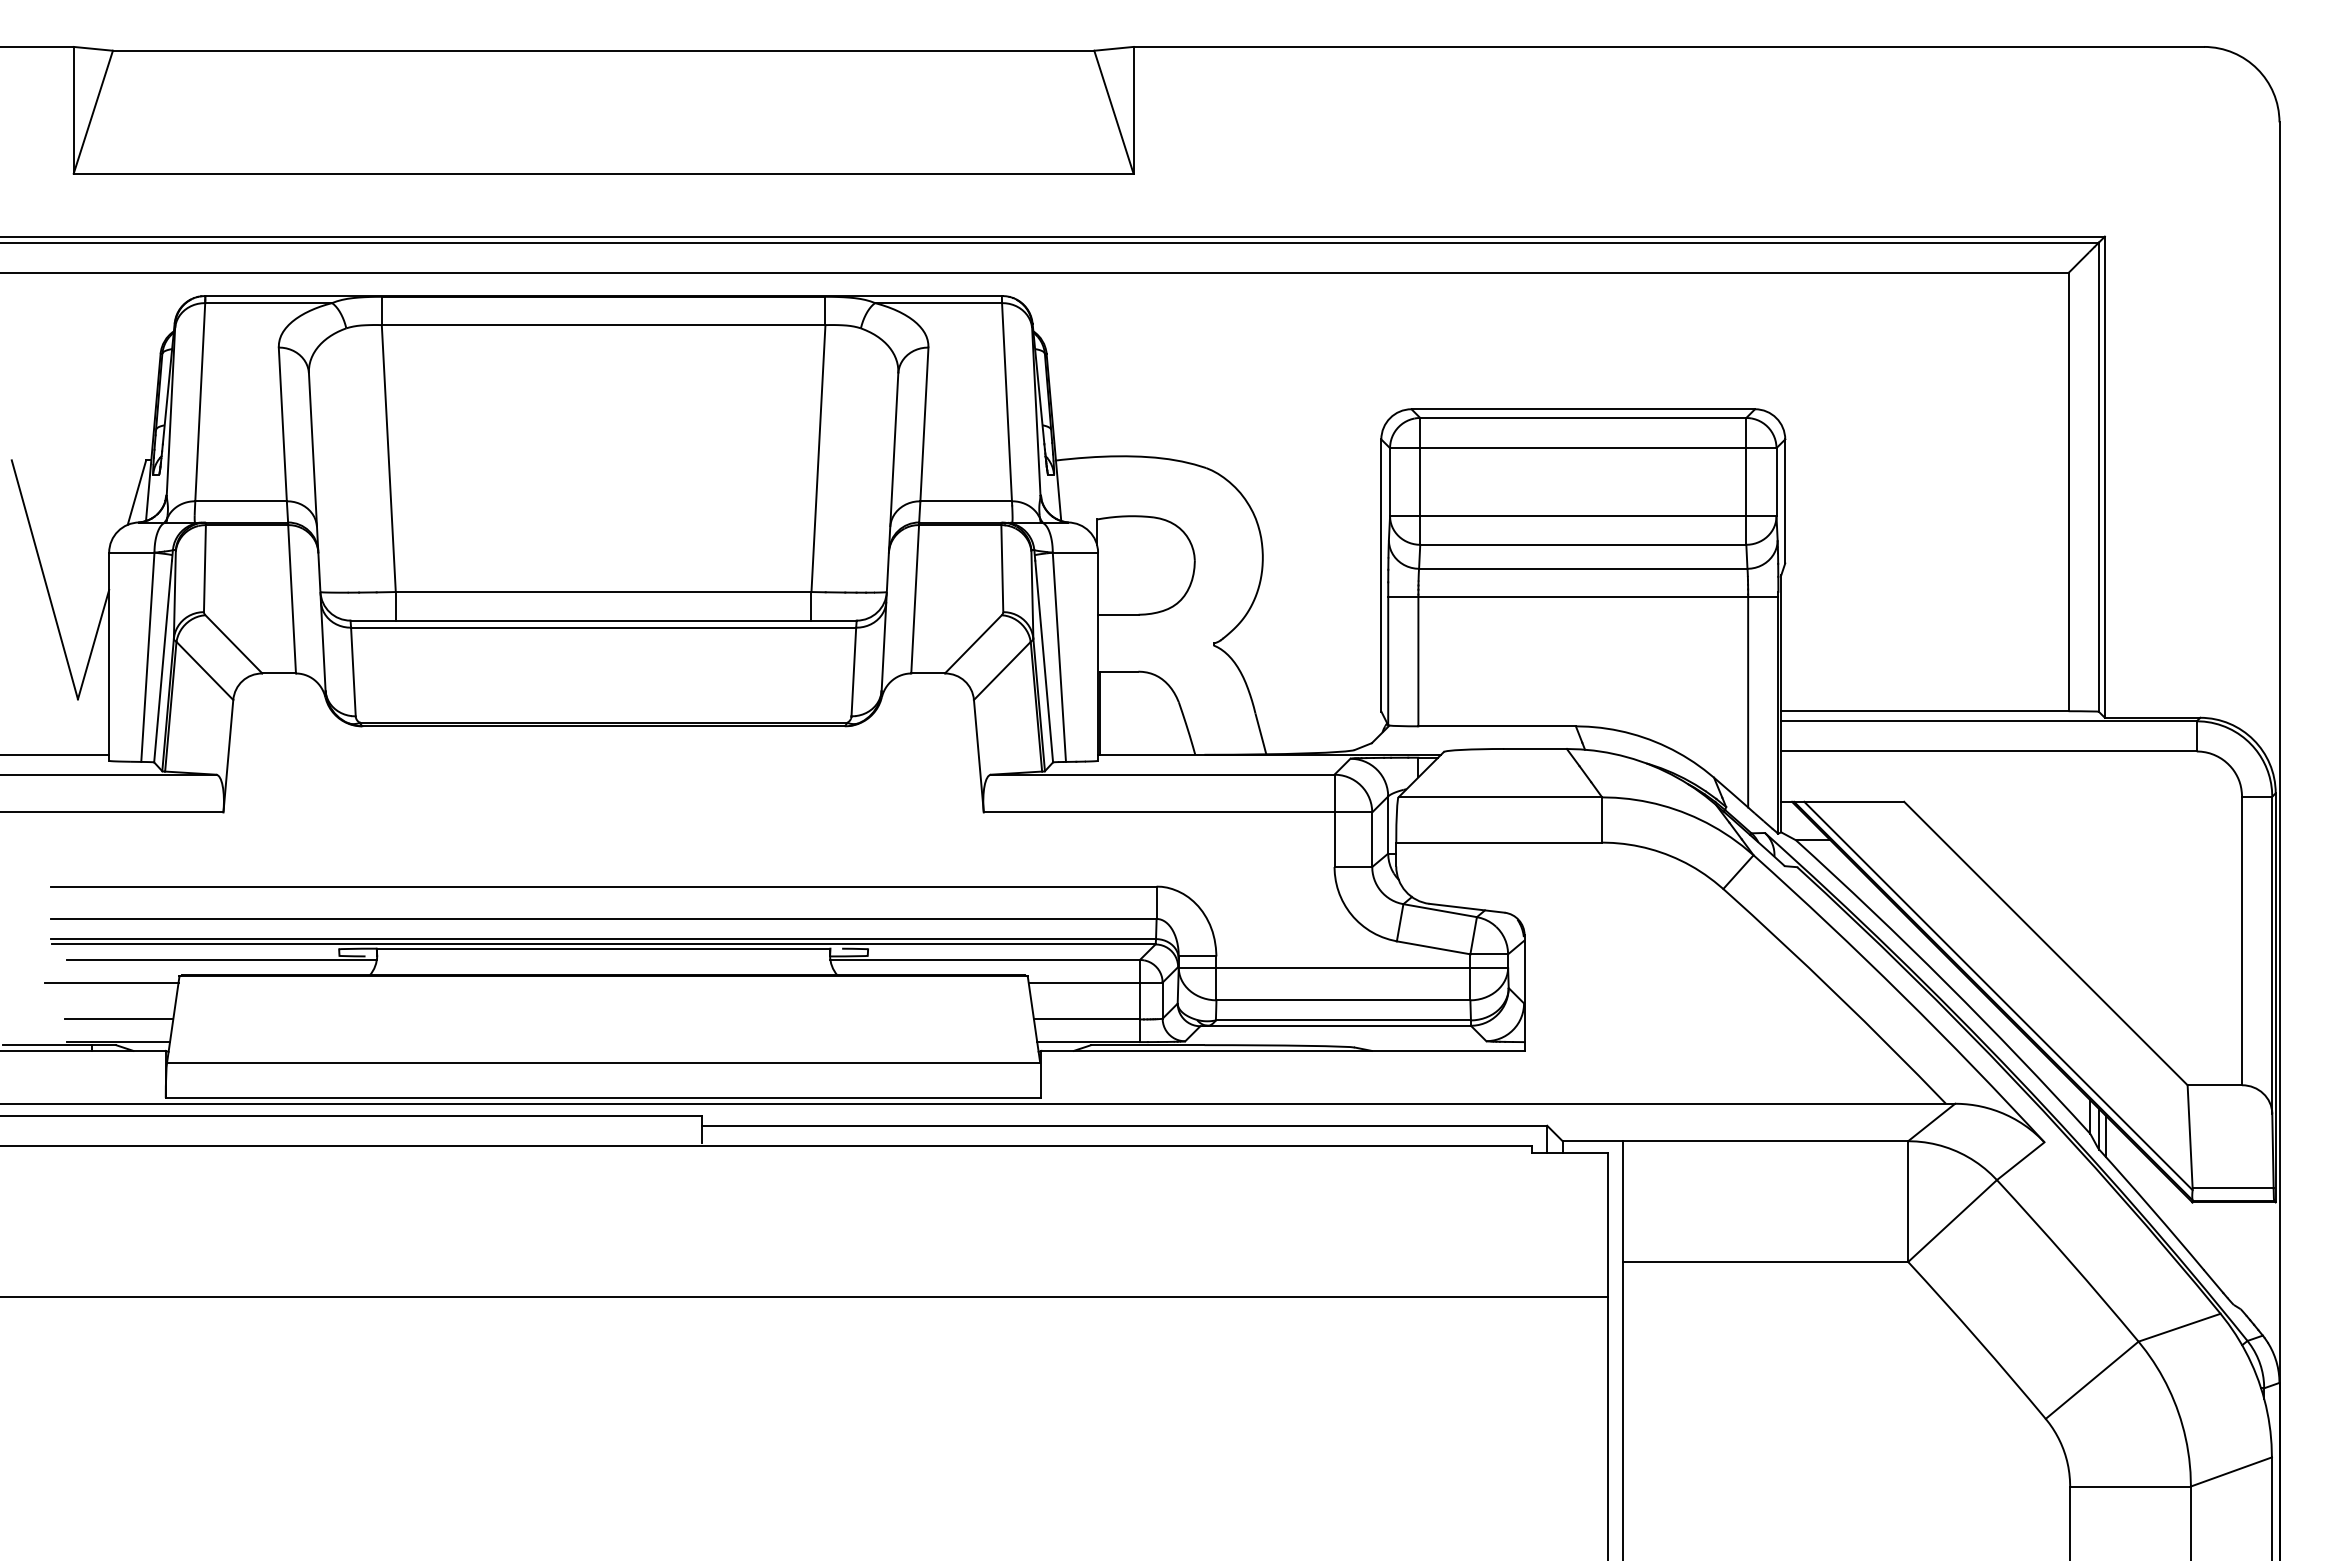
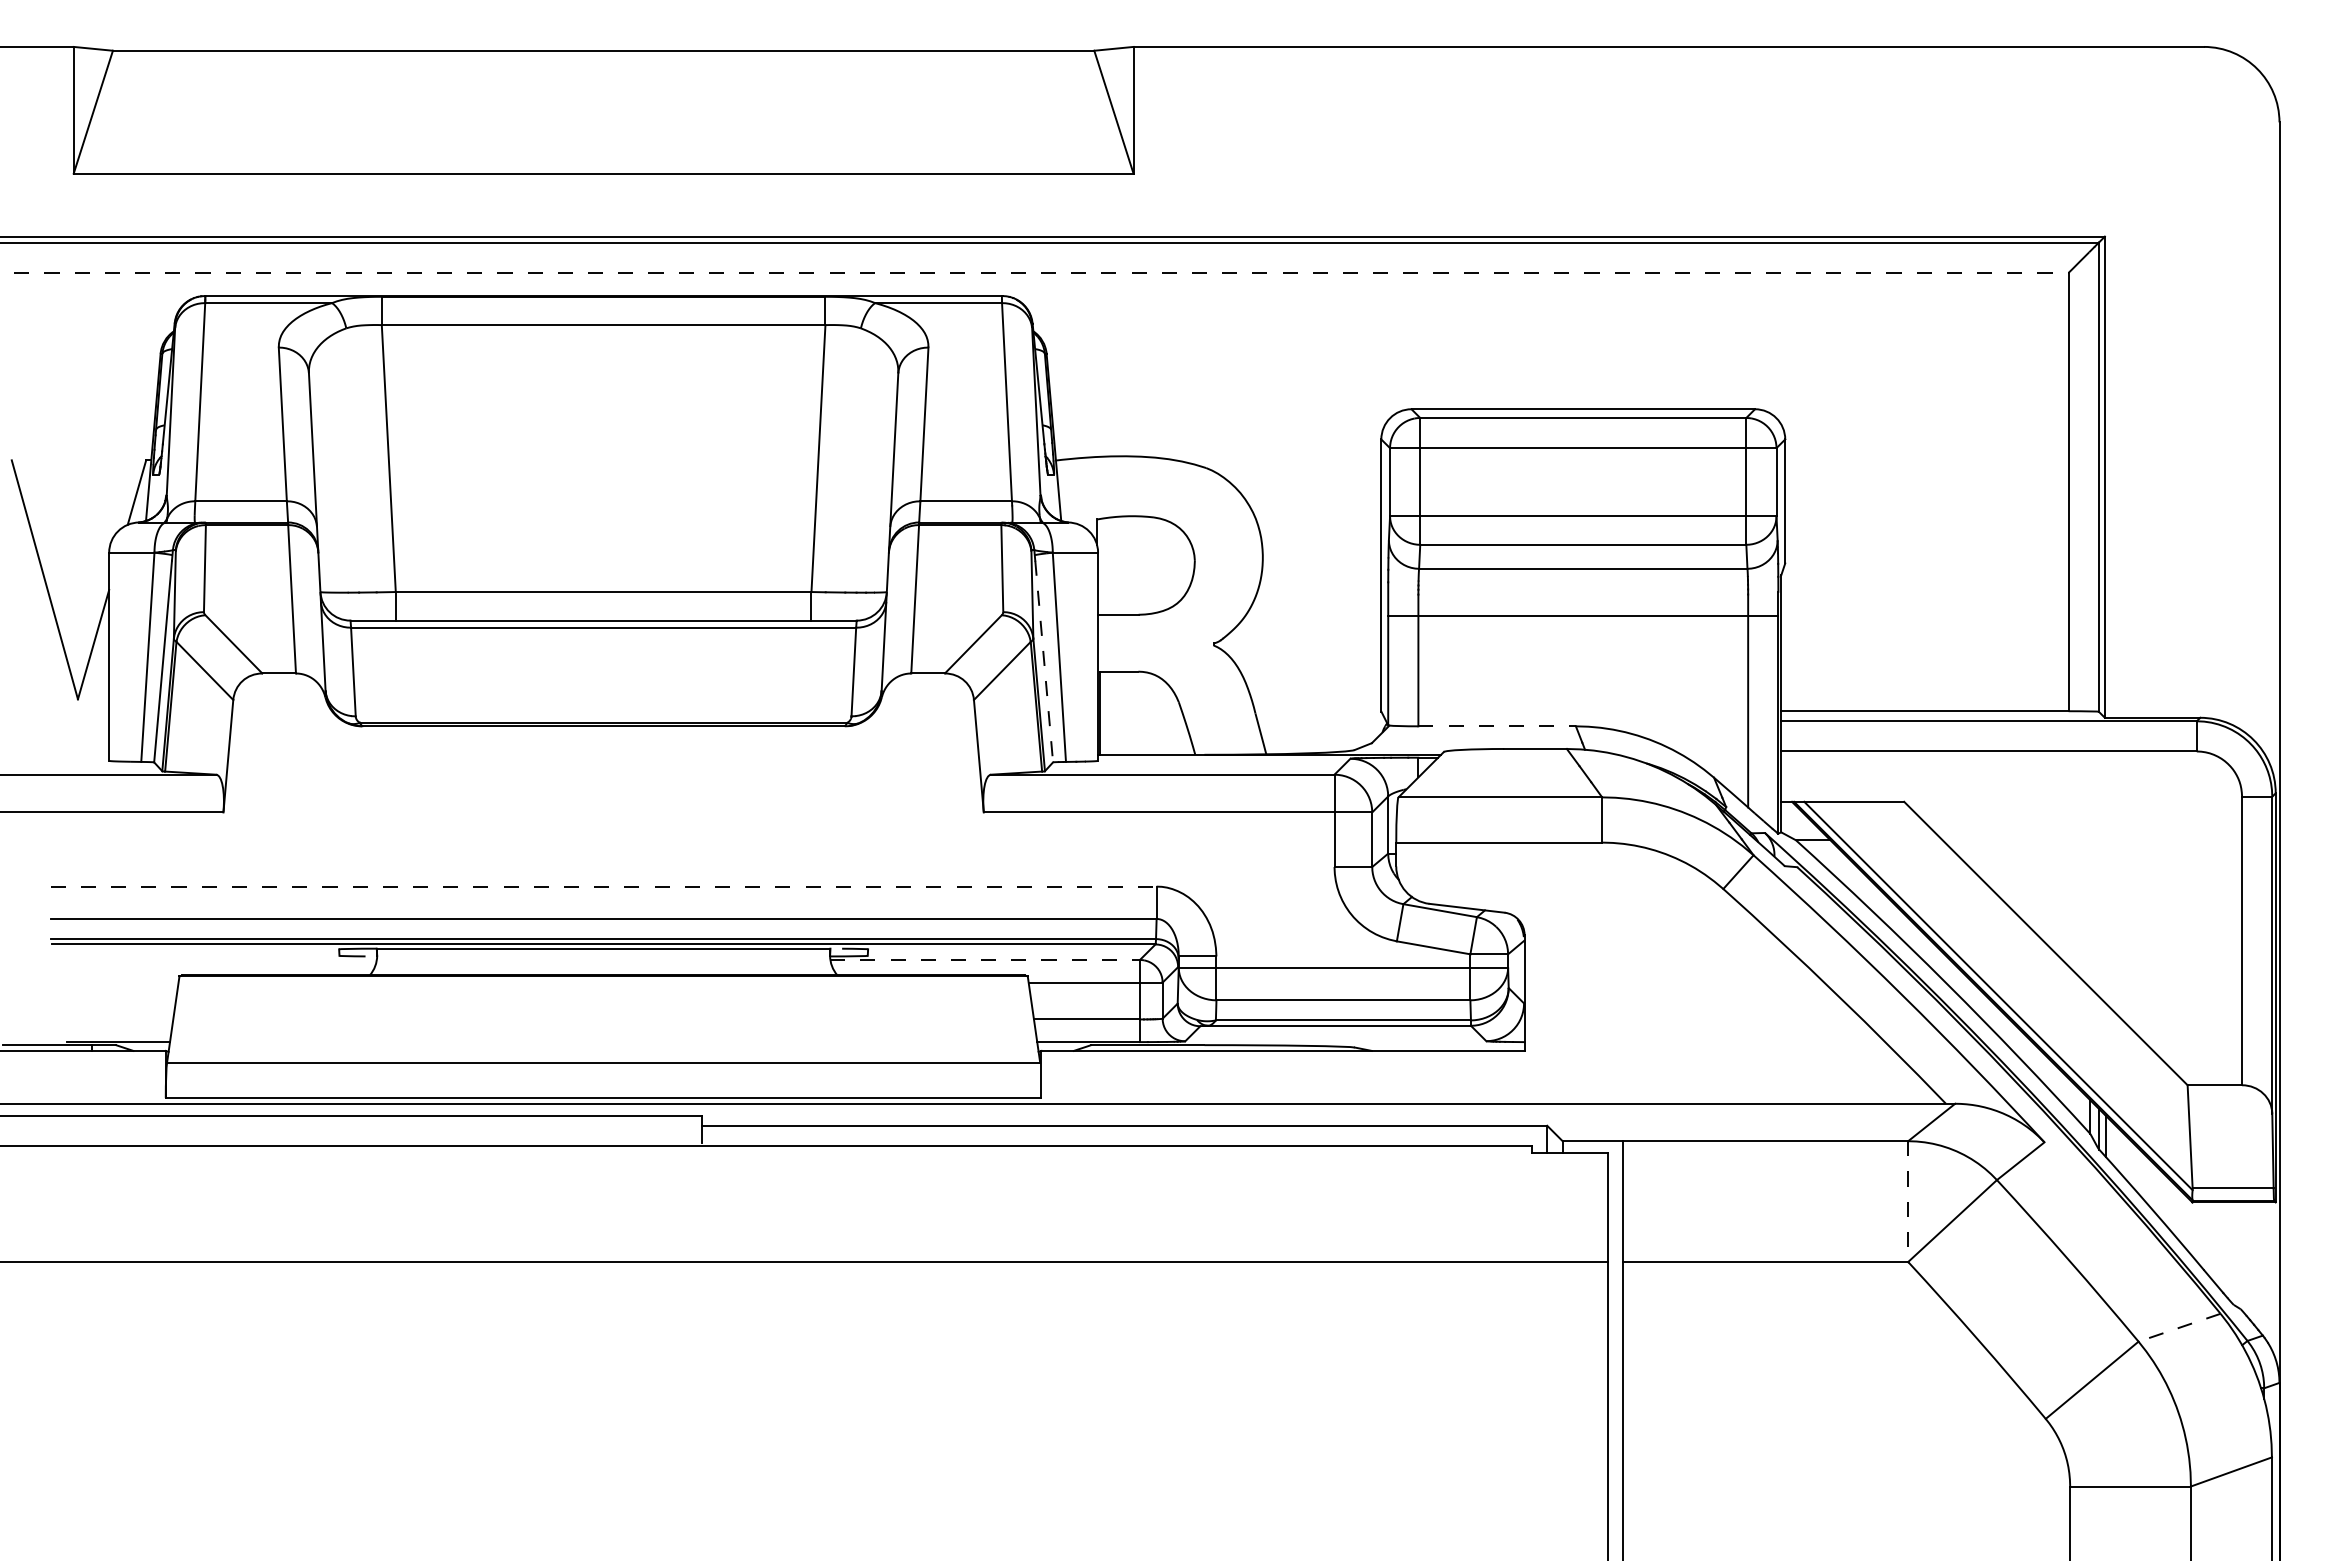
line: solid -> dashed (1034, 272)
line position: (1583, 597) -> (1583, 616) (1583, 616)
line: solid -> dashed (1044, 662)
line: solid -> dashed (1497, 726)
line: present -> none (55, 754)
line: solid -> dashed (603, 886)
line: present -> none (222, 959)
line: solid -> dashed (985, 959)
line: present -> none (111, 982)
line: present -> none (118, 1019)
line: solid -> dashed (1908, 1202)
line position: (804, 1296) -> (804, 1261) (804, 1261)
line: solid -> dashed (2179, 1327)
